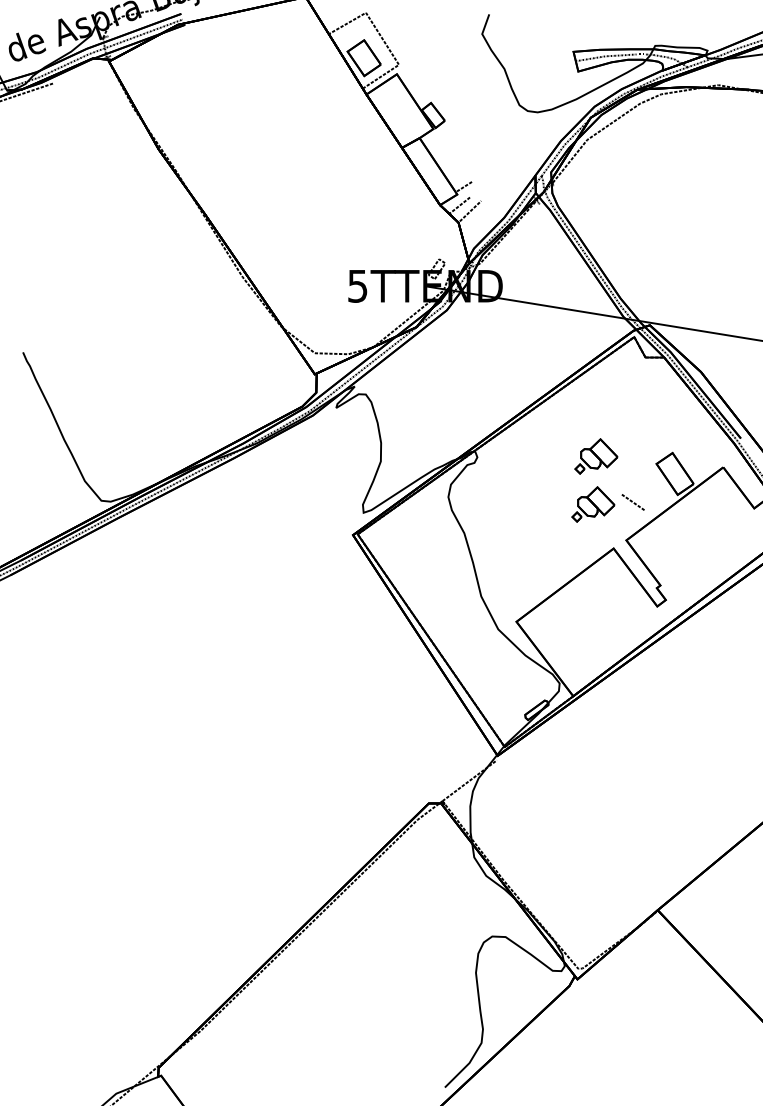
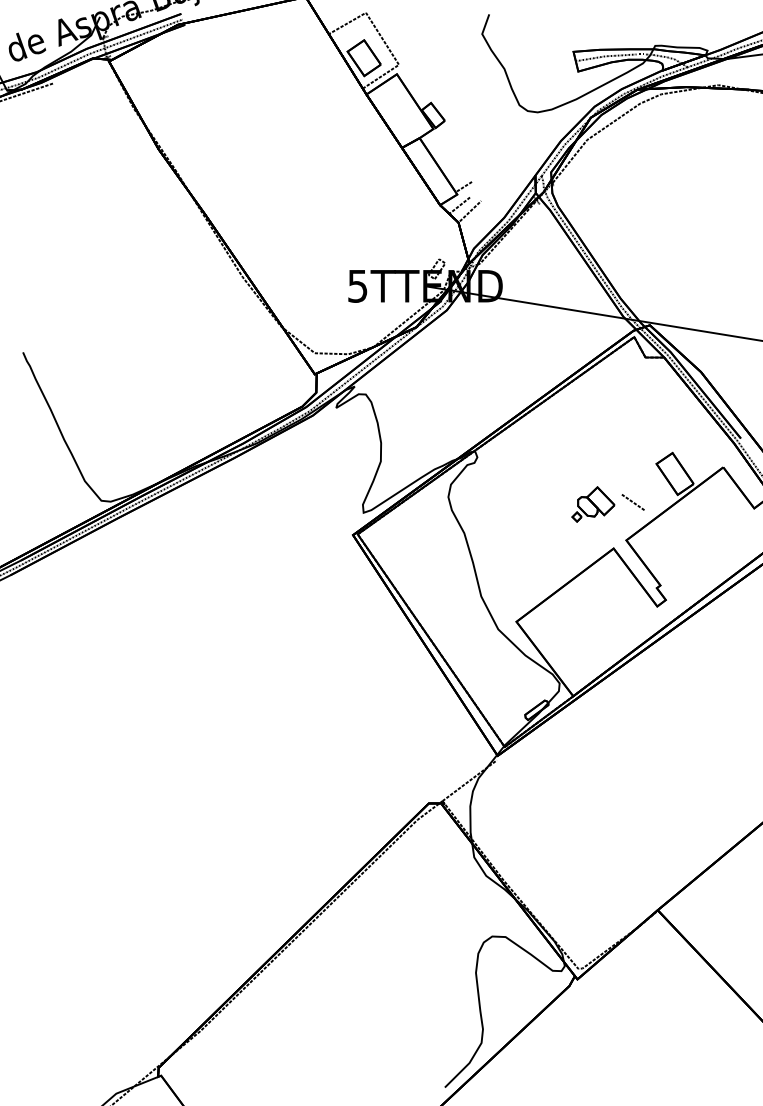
part: present -> none (596, 456)
